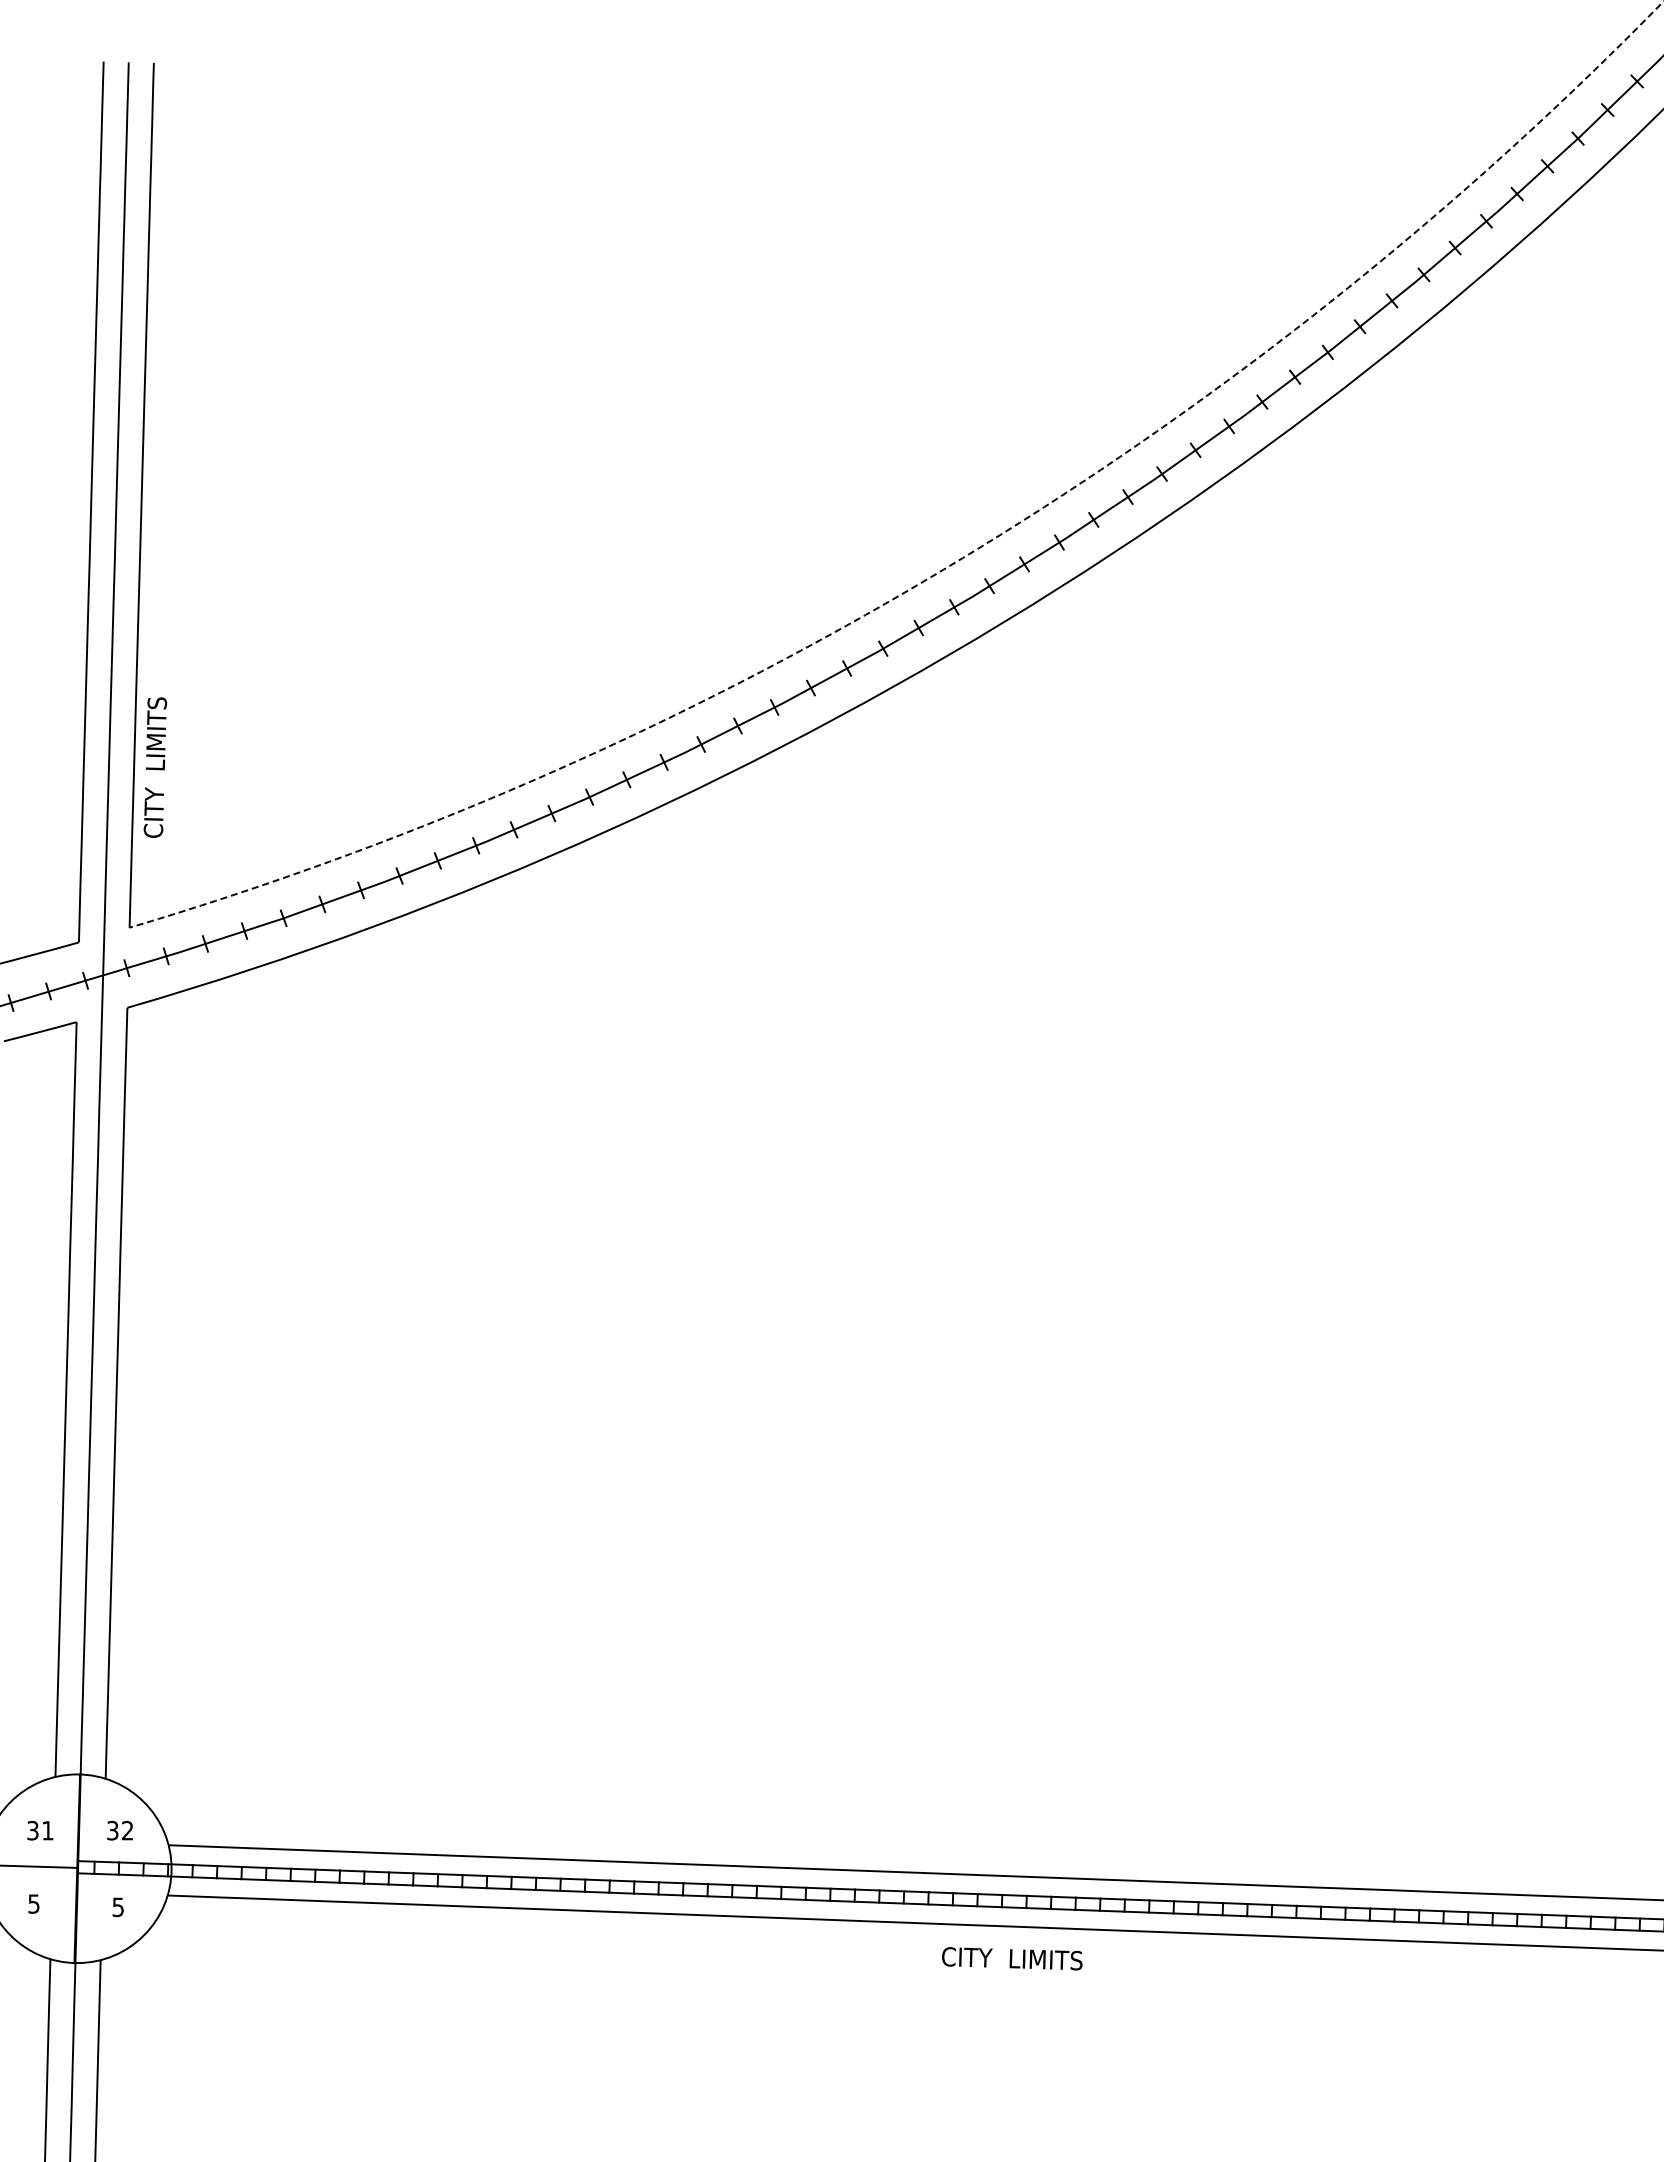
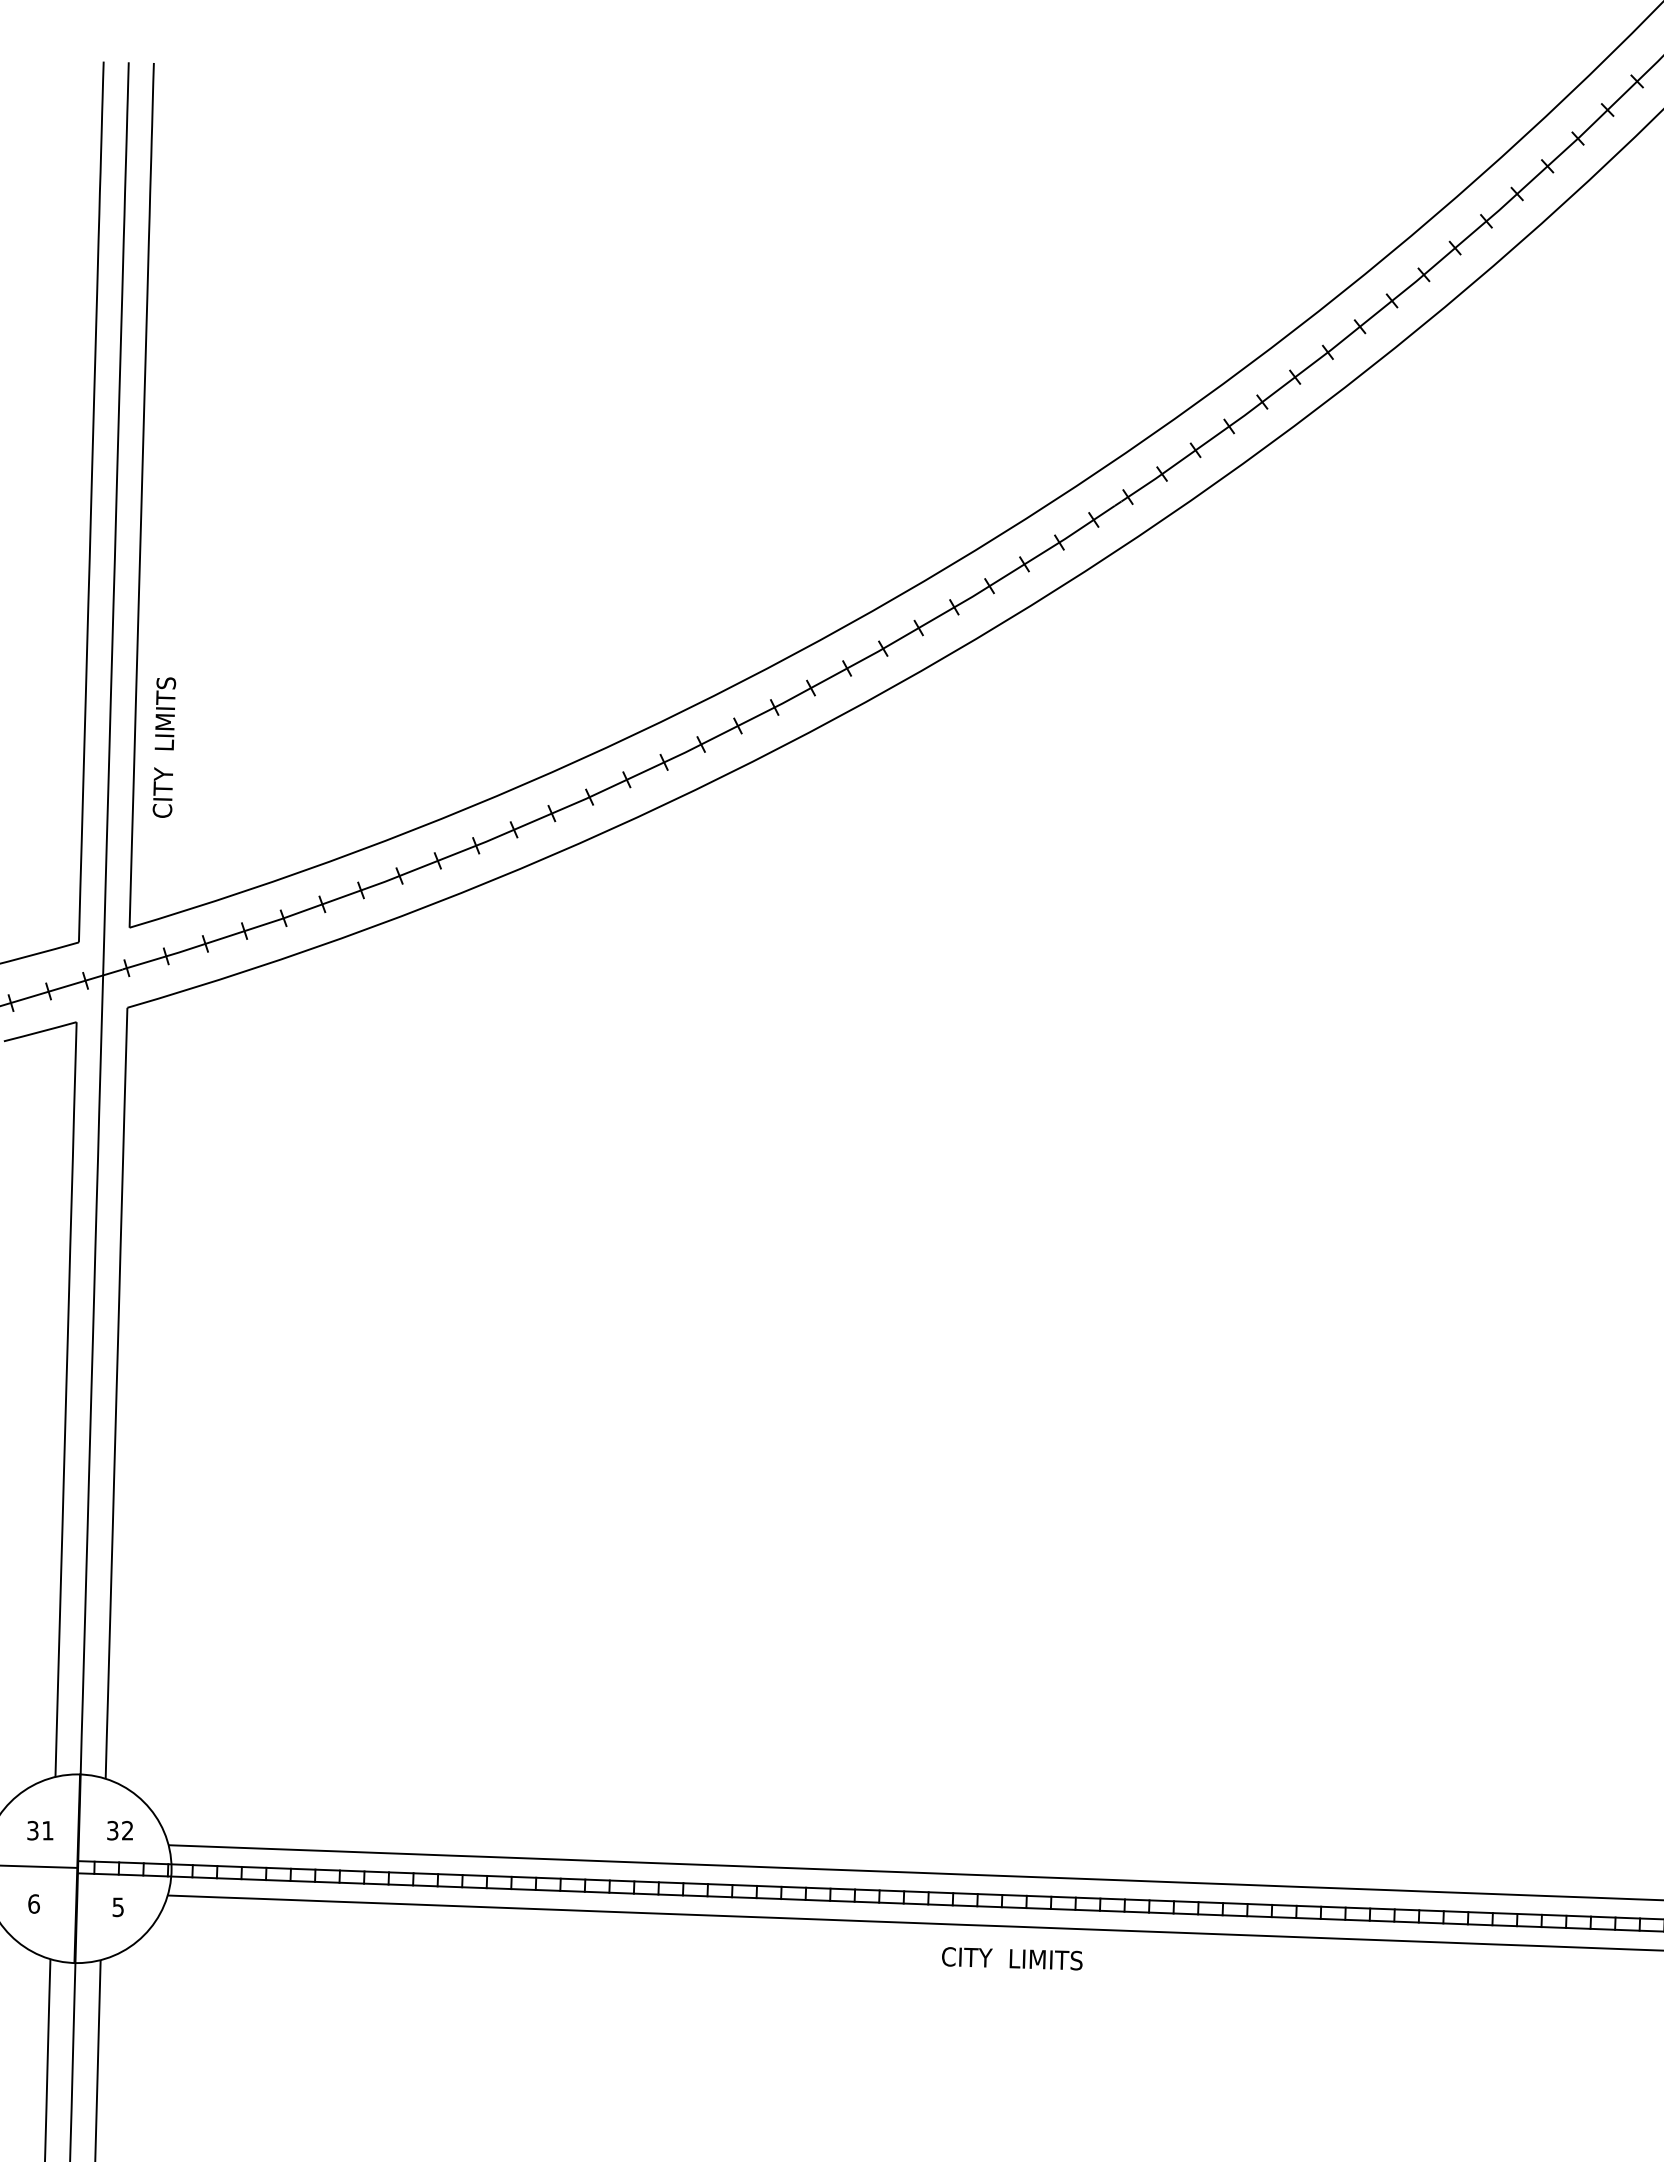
arc: dashed -> solid (954, 562)
text position: (155, 767) -> (164, 747) (164, 747)
text: 5 -> 6 (33, 1903)
